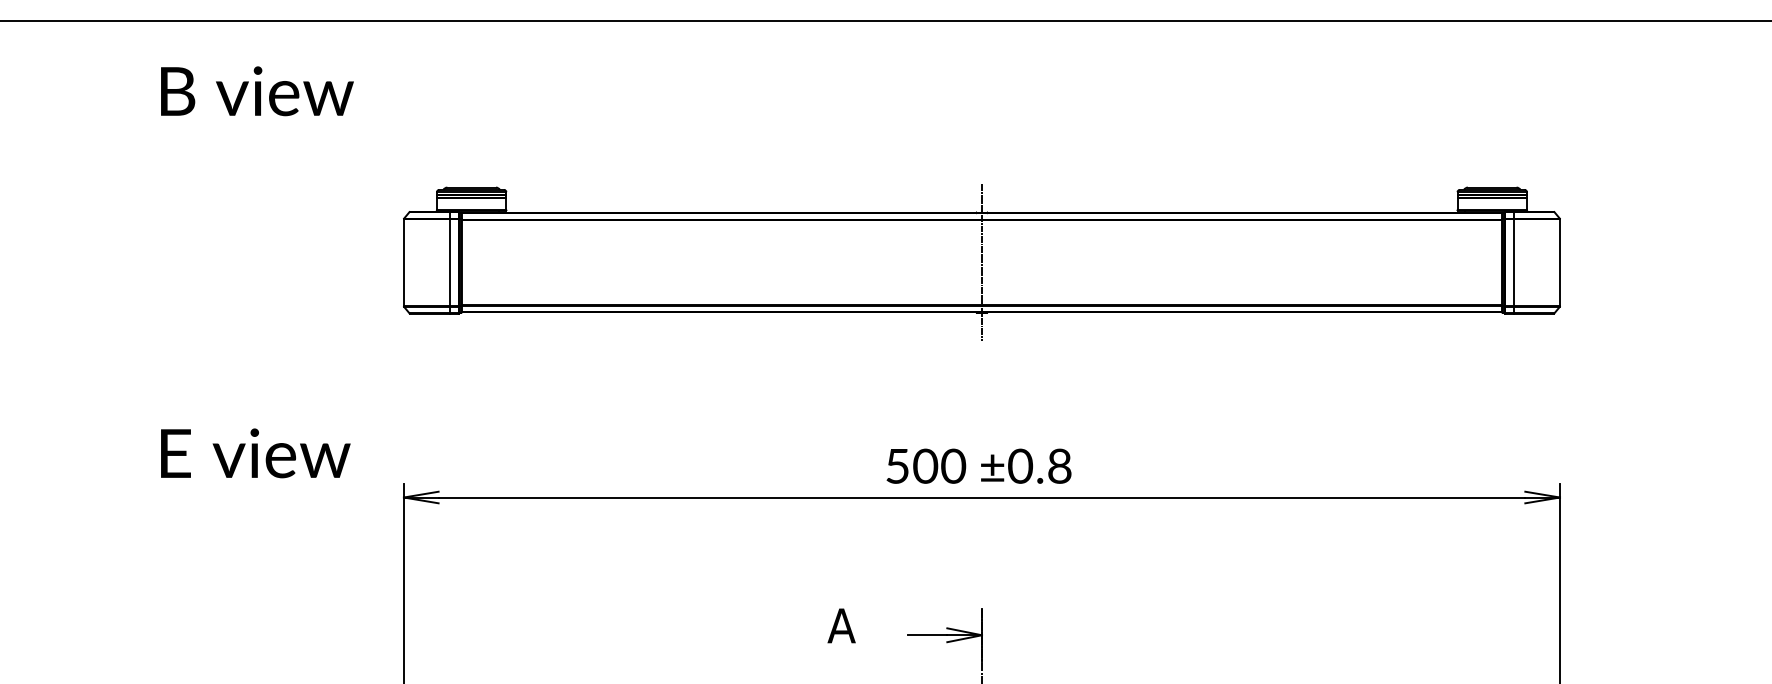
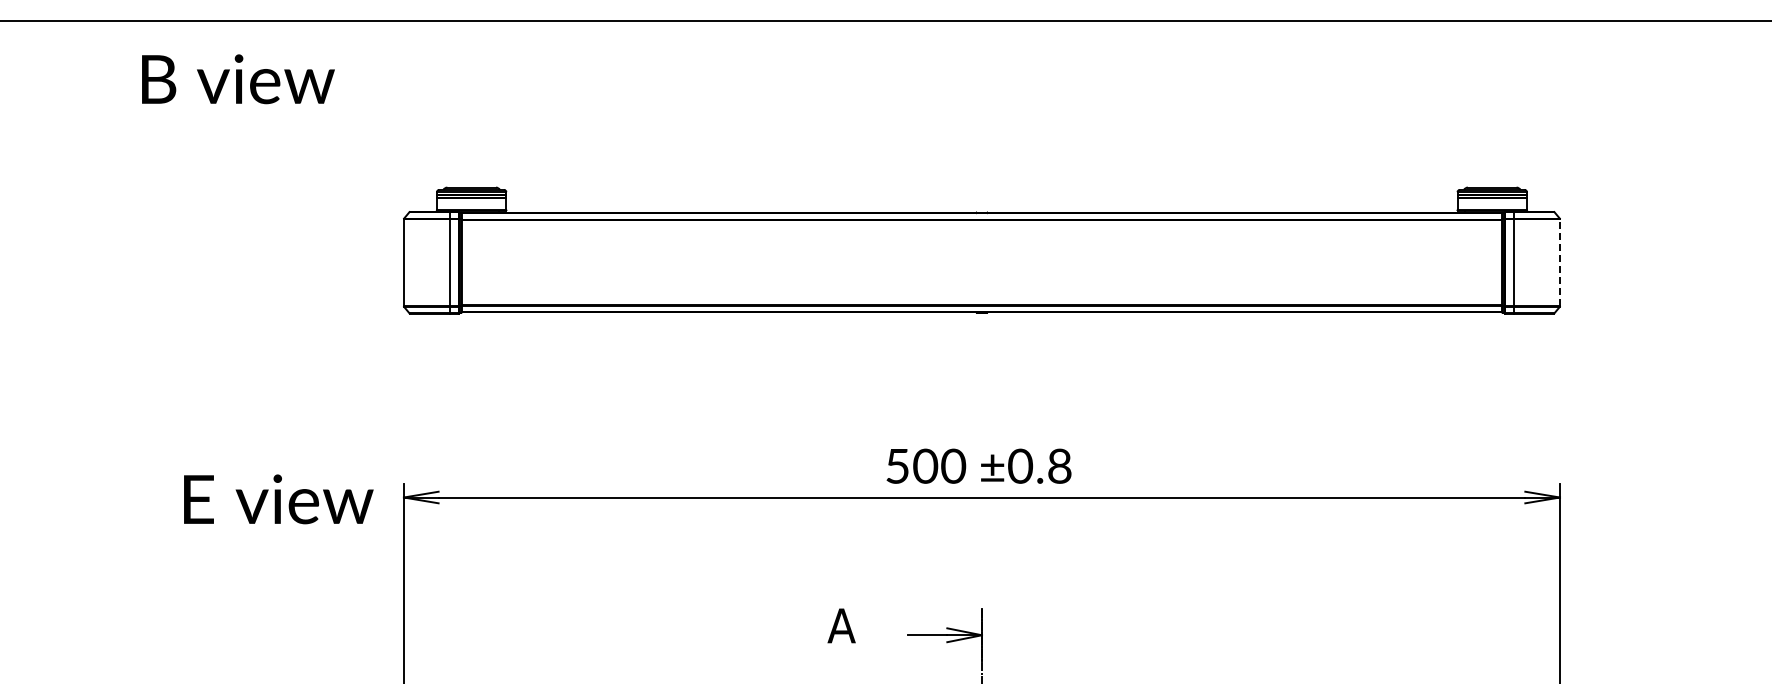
text position: (257, 91) -> (238, 79) (238, 79)
line: present -> none (981, 262)
line: solid -> dashed (1560, 262)
text position: (255, 453) -> (278, 499) (278, 499)
